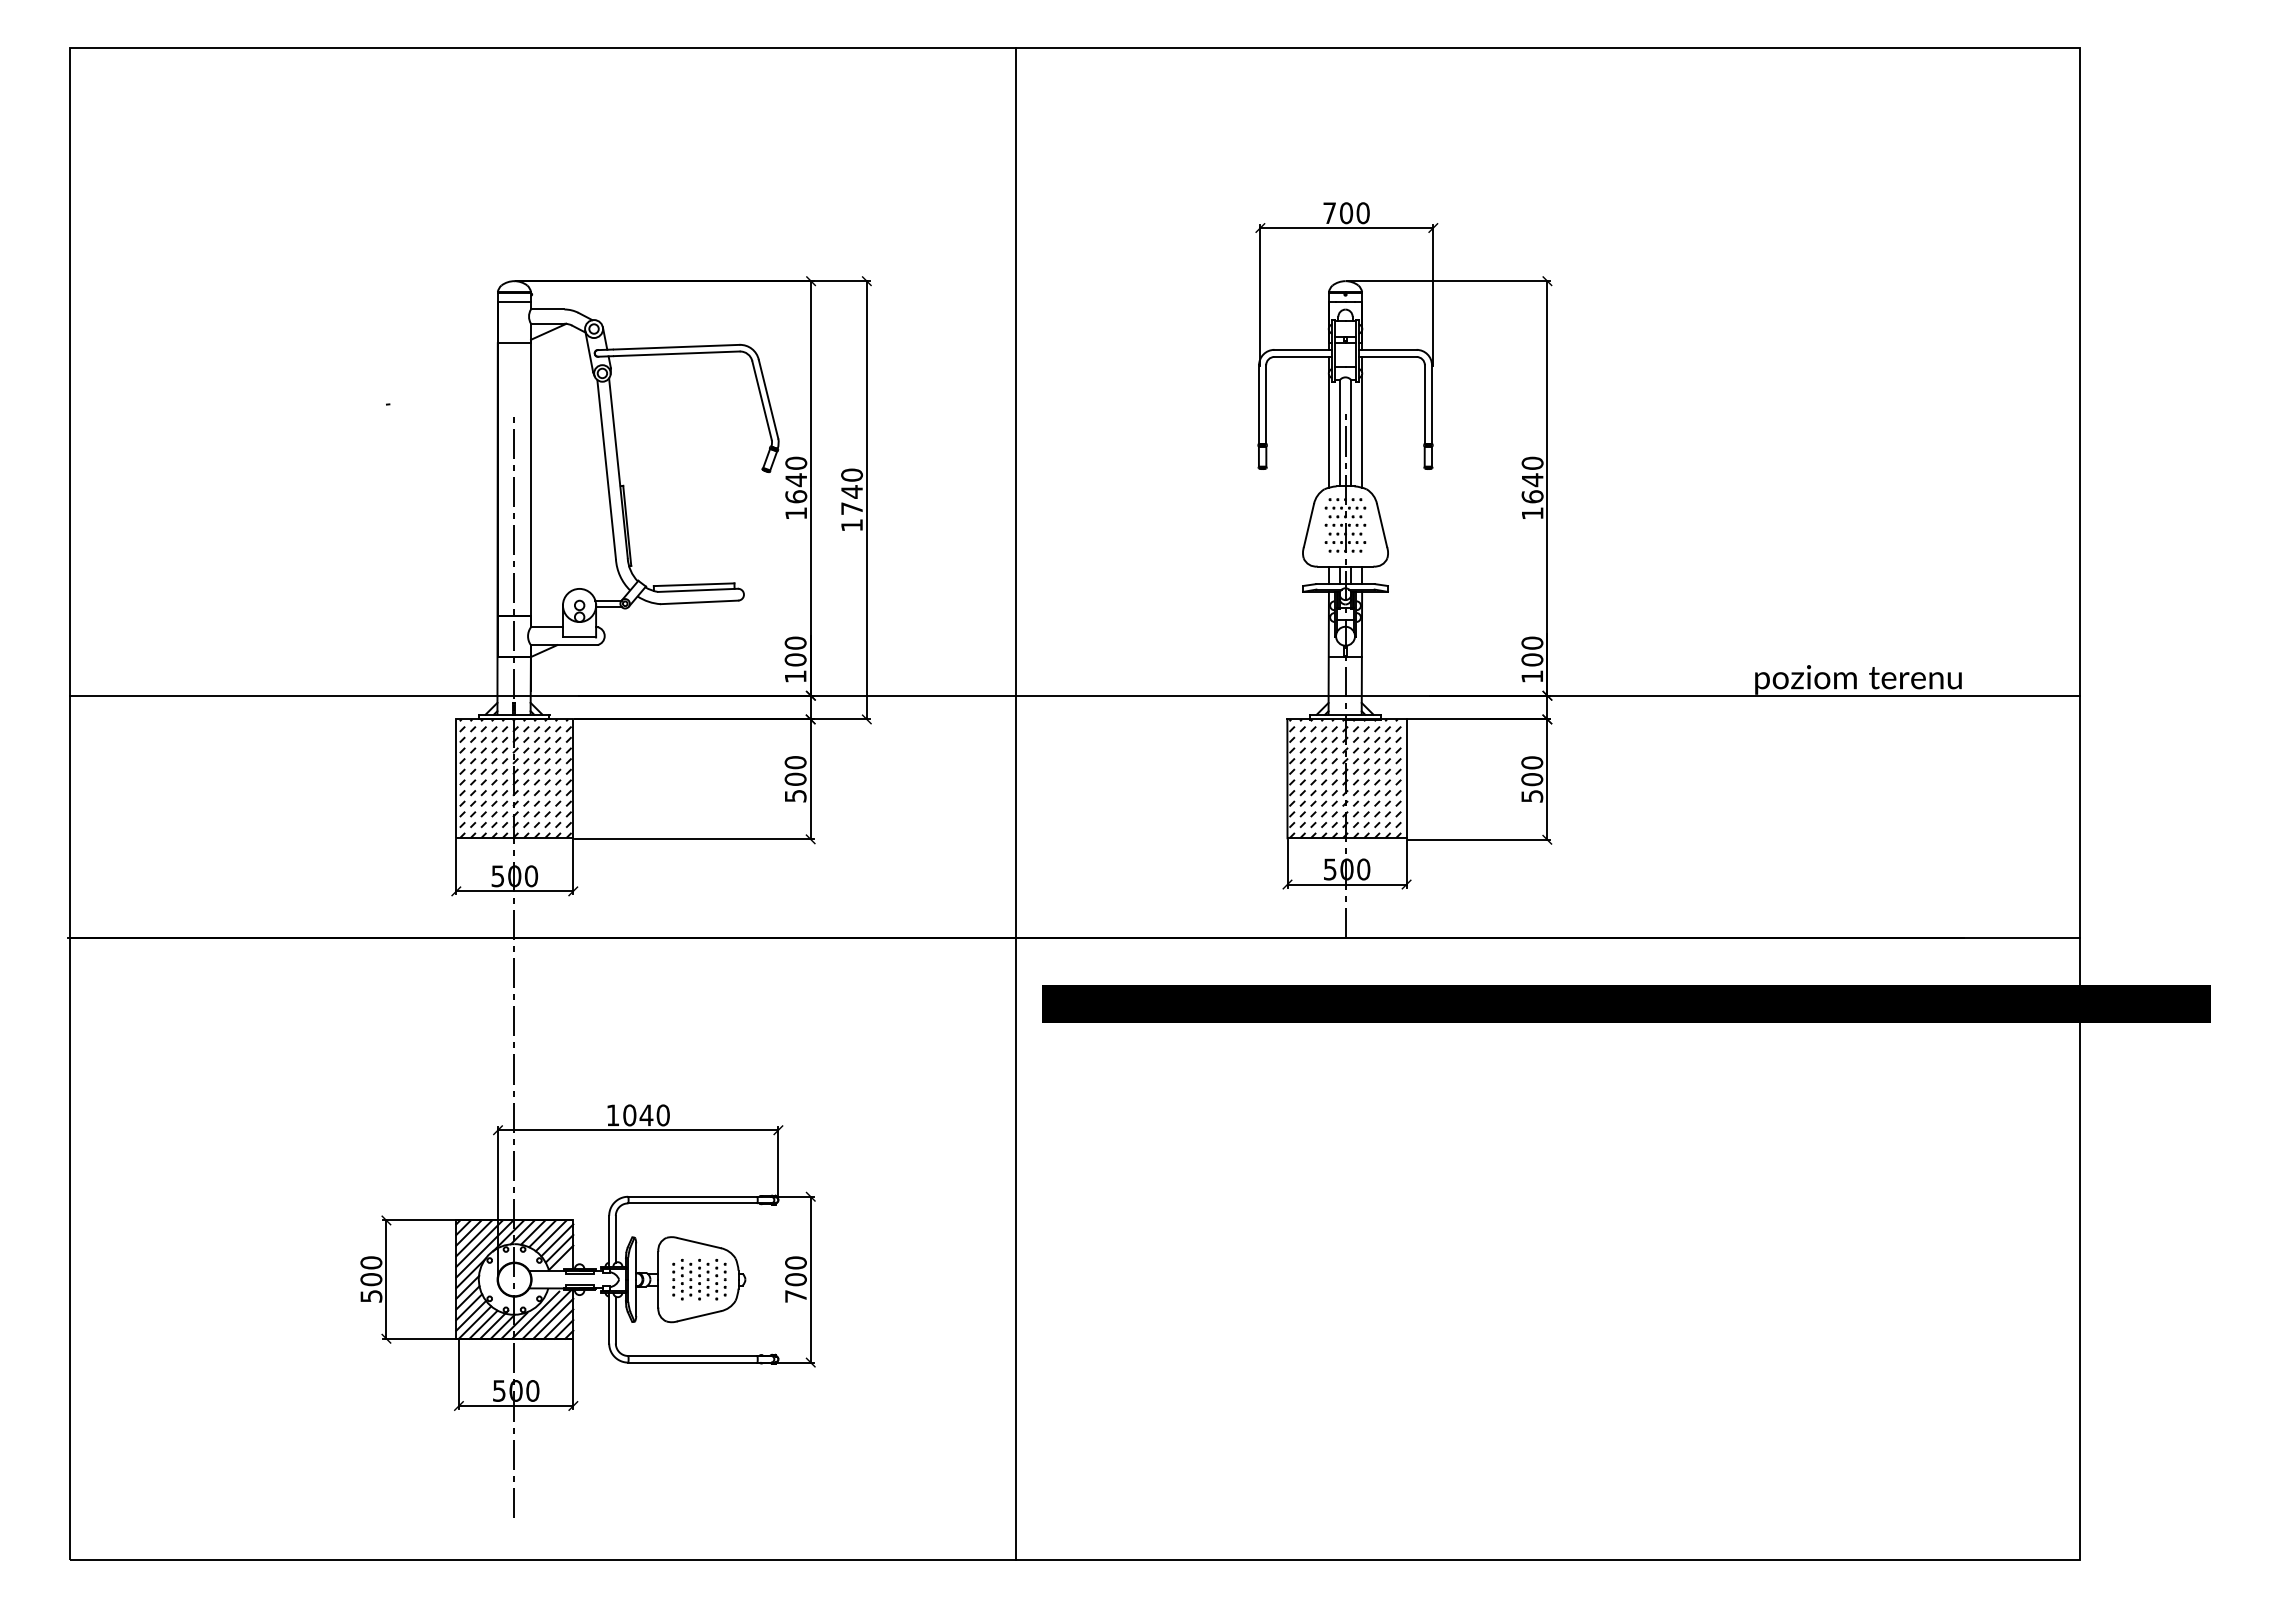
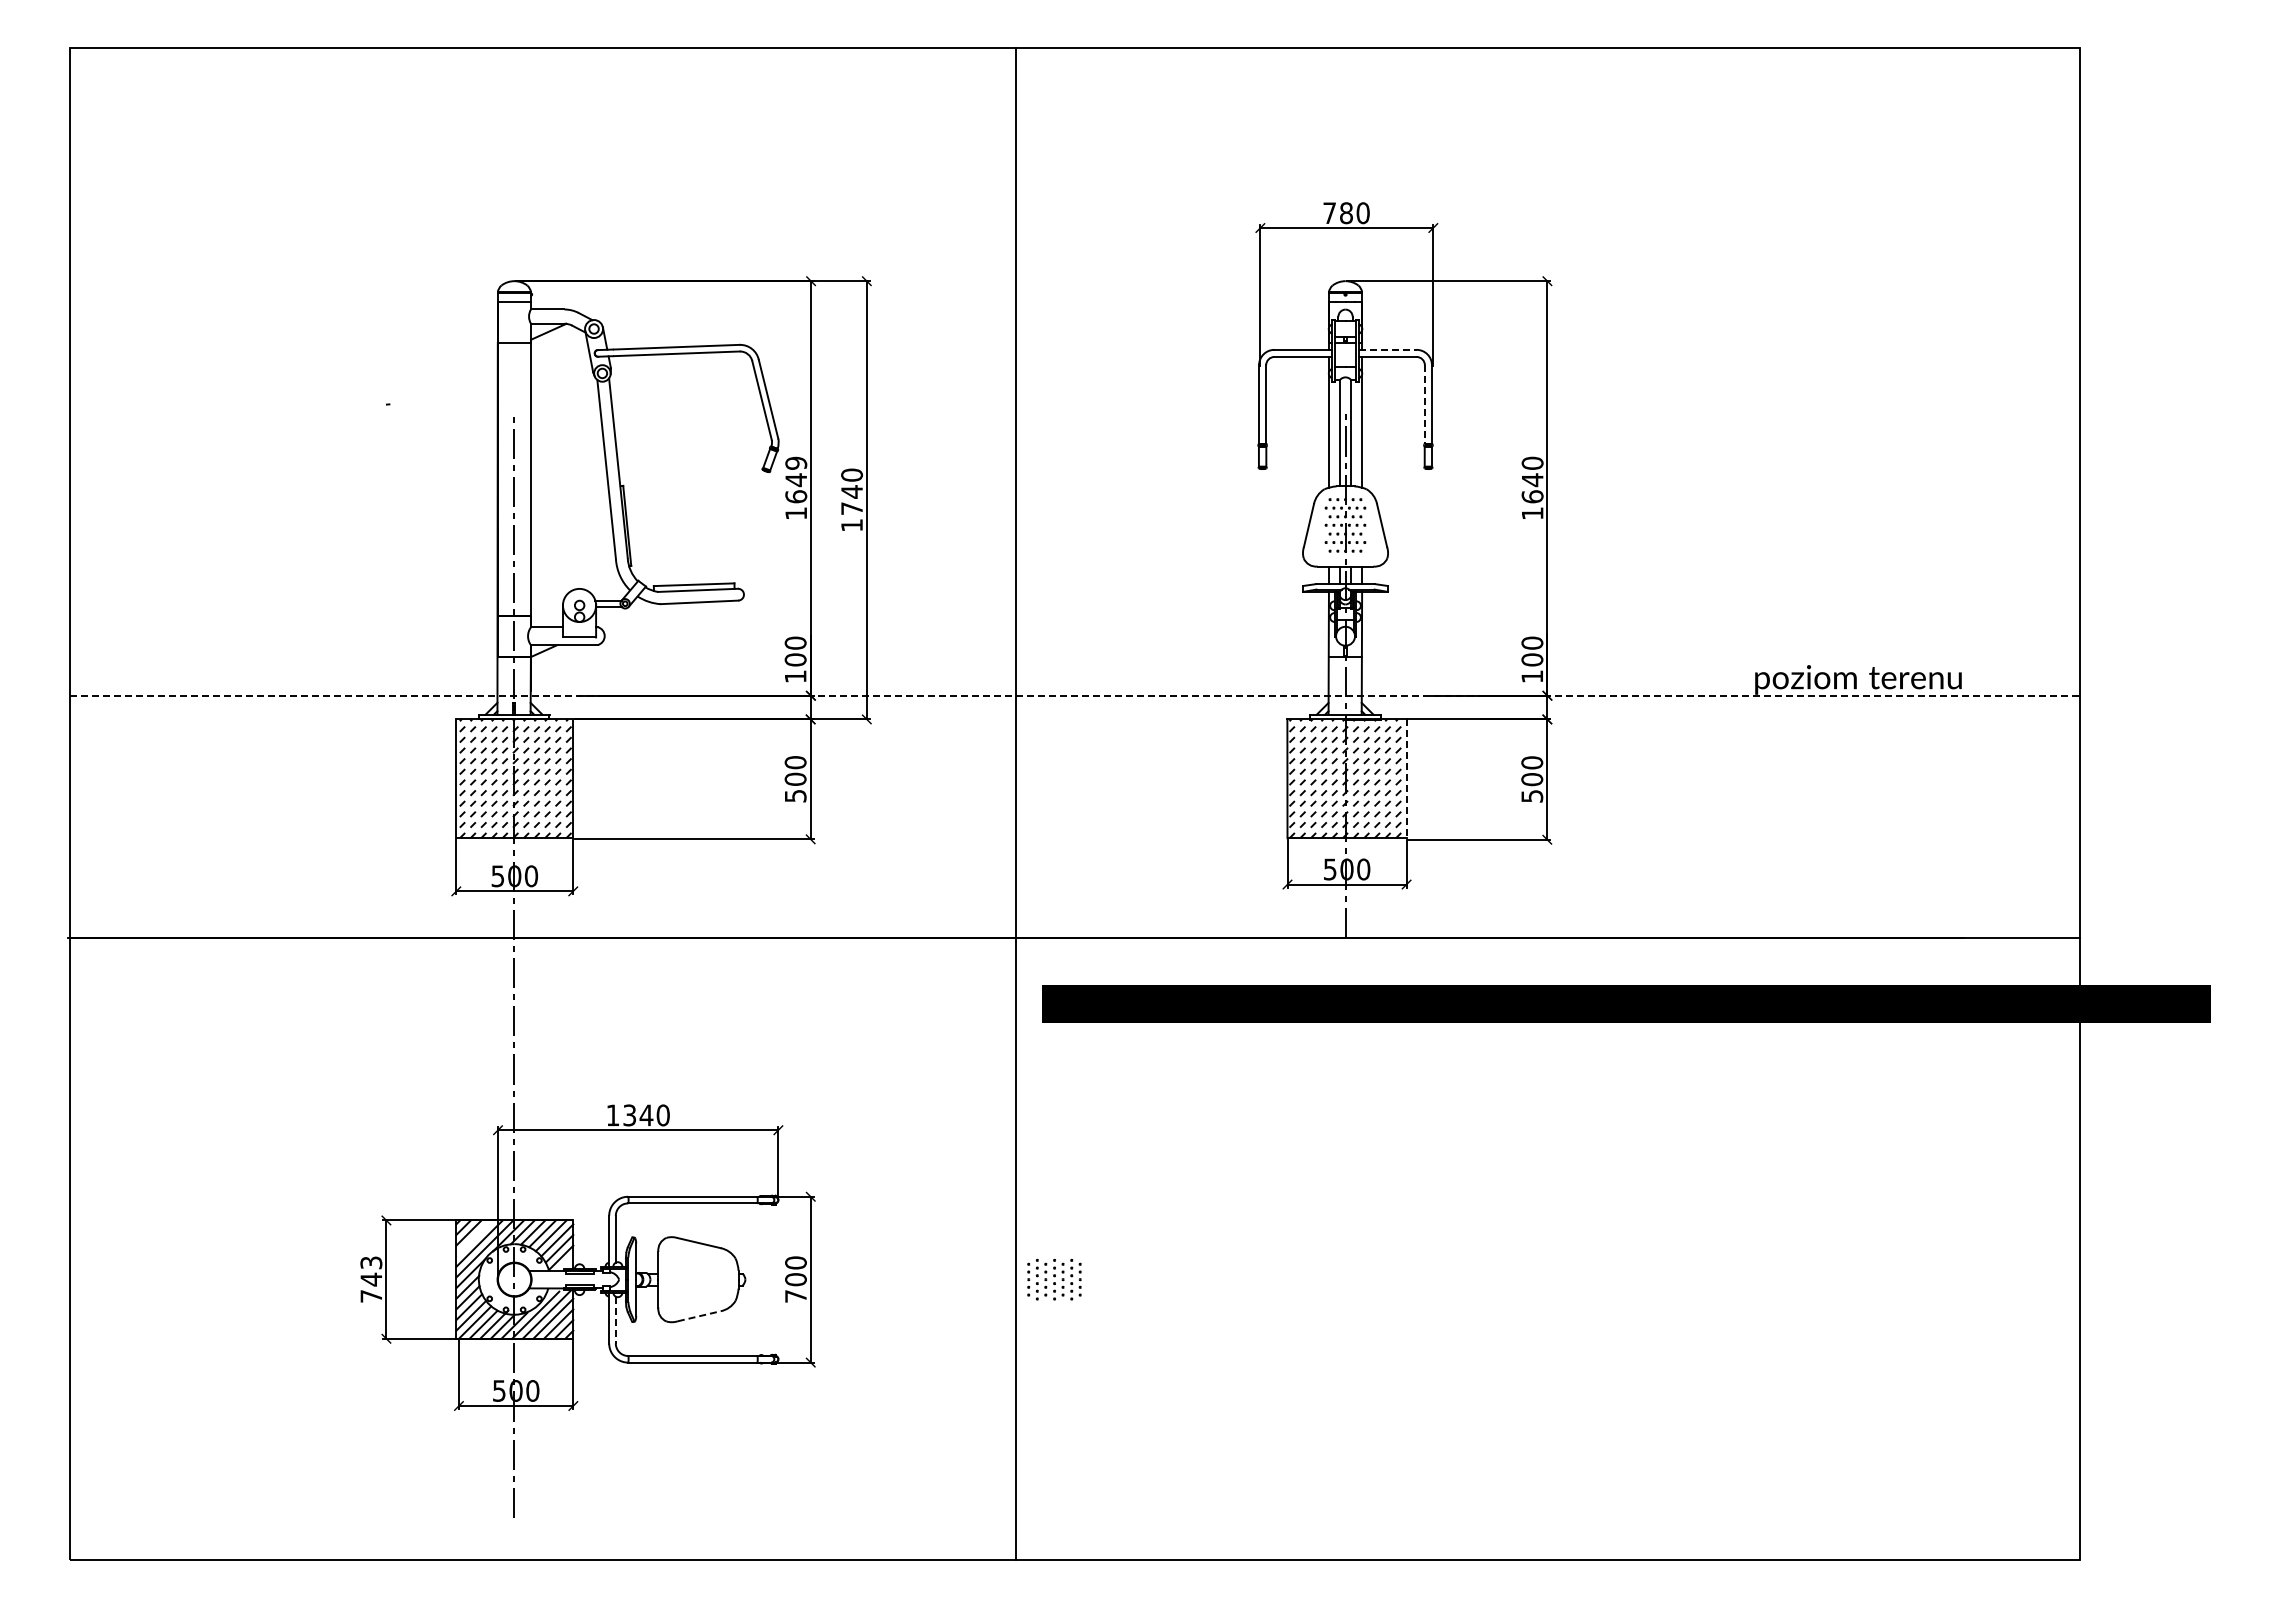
text: 700 -> 780 (1346, 212)
line: solid -> dashed (1388, 349)
line: solid -> dashed (1424, 405)
text: 1640 -> 1649 (796, 462)
line: solid -> dashed (1074, 695)
line: solid -> dashed (1406, 779)
text: 1040 -> 1340 (629, 1115)
line: present -> none (474, 1238)
text: 500 -> 743 (371, 1279)
part position: (699, 1279) -> (1054, 1279) (1054, 1279)
line: solid -> dashed (699, 1316)
line: solid -> dashed (615, 1320)
